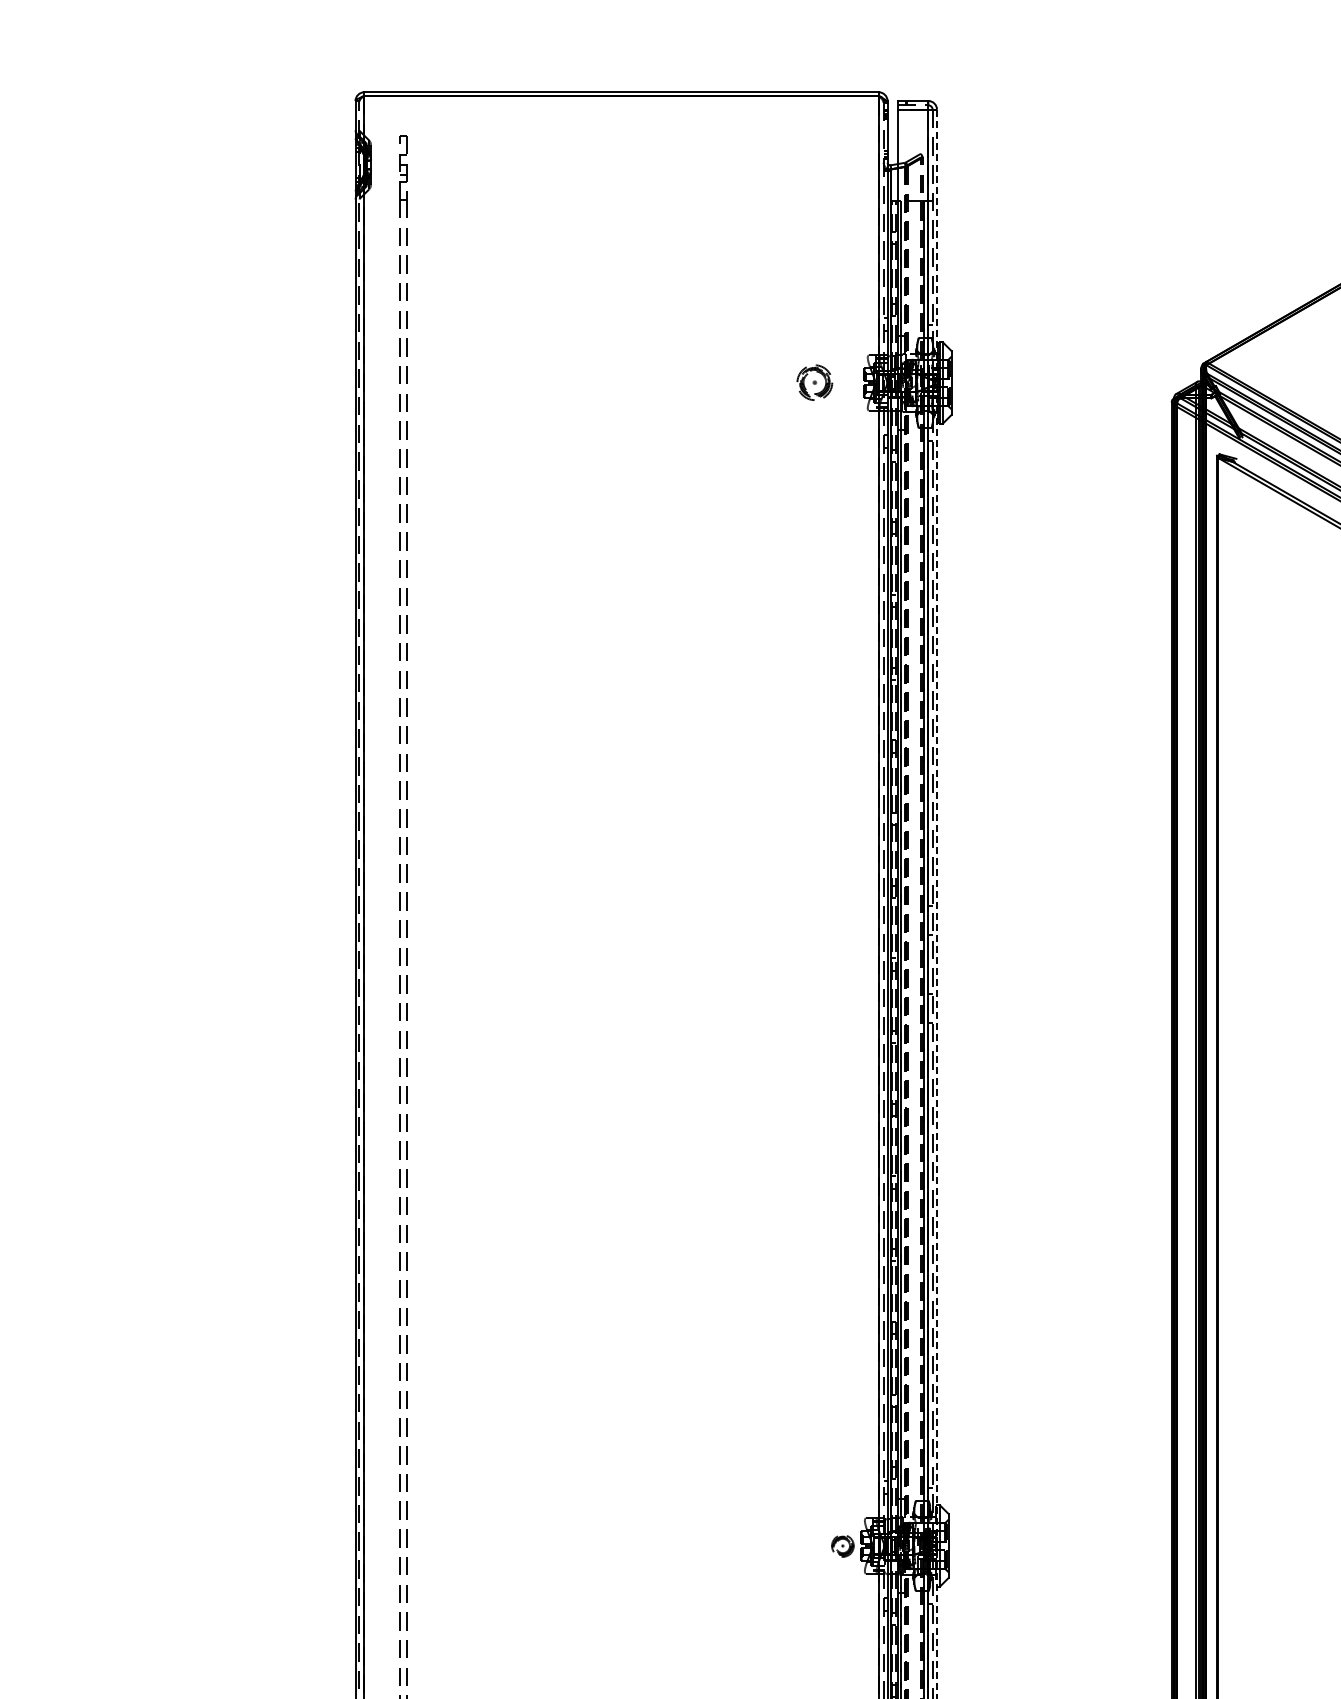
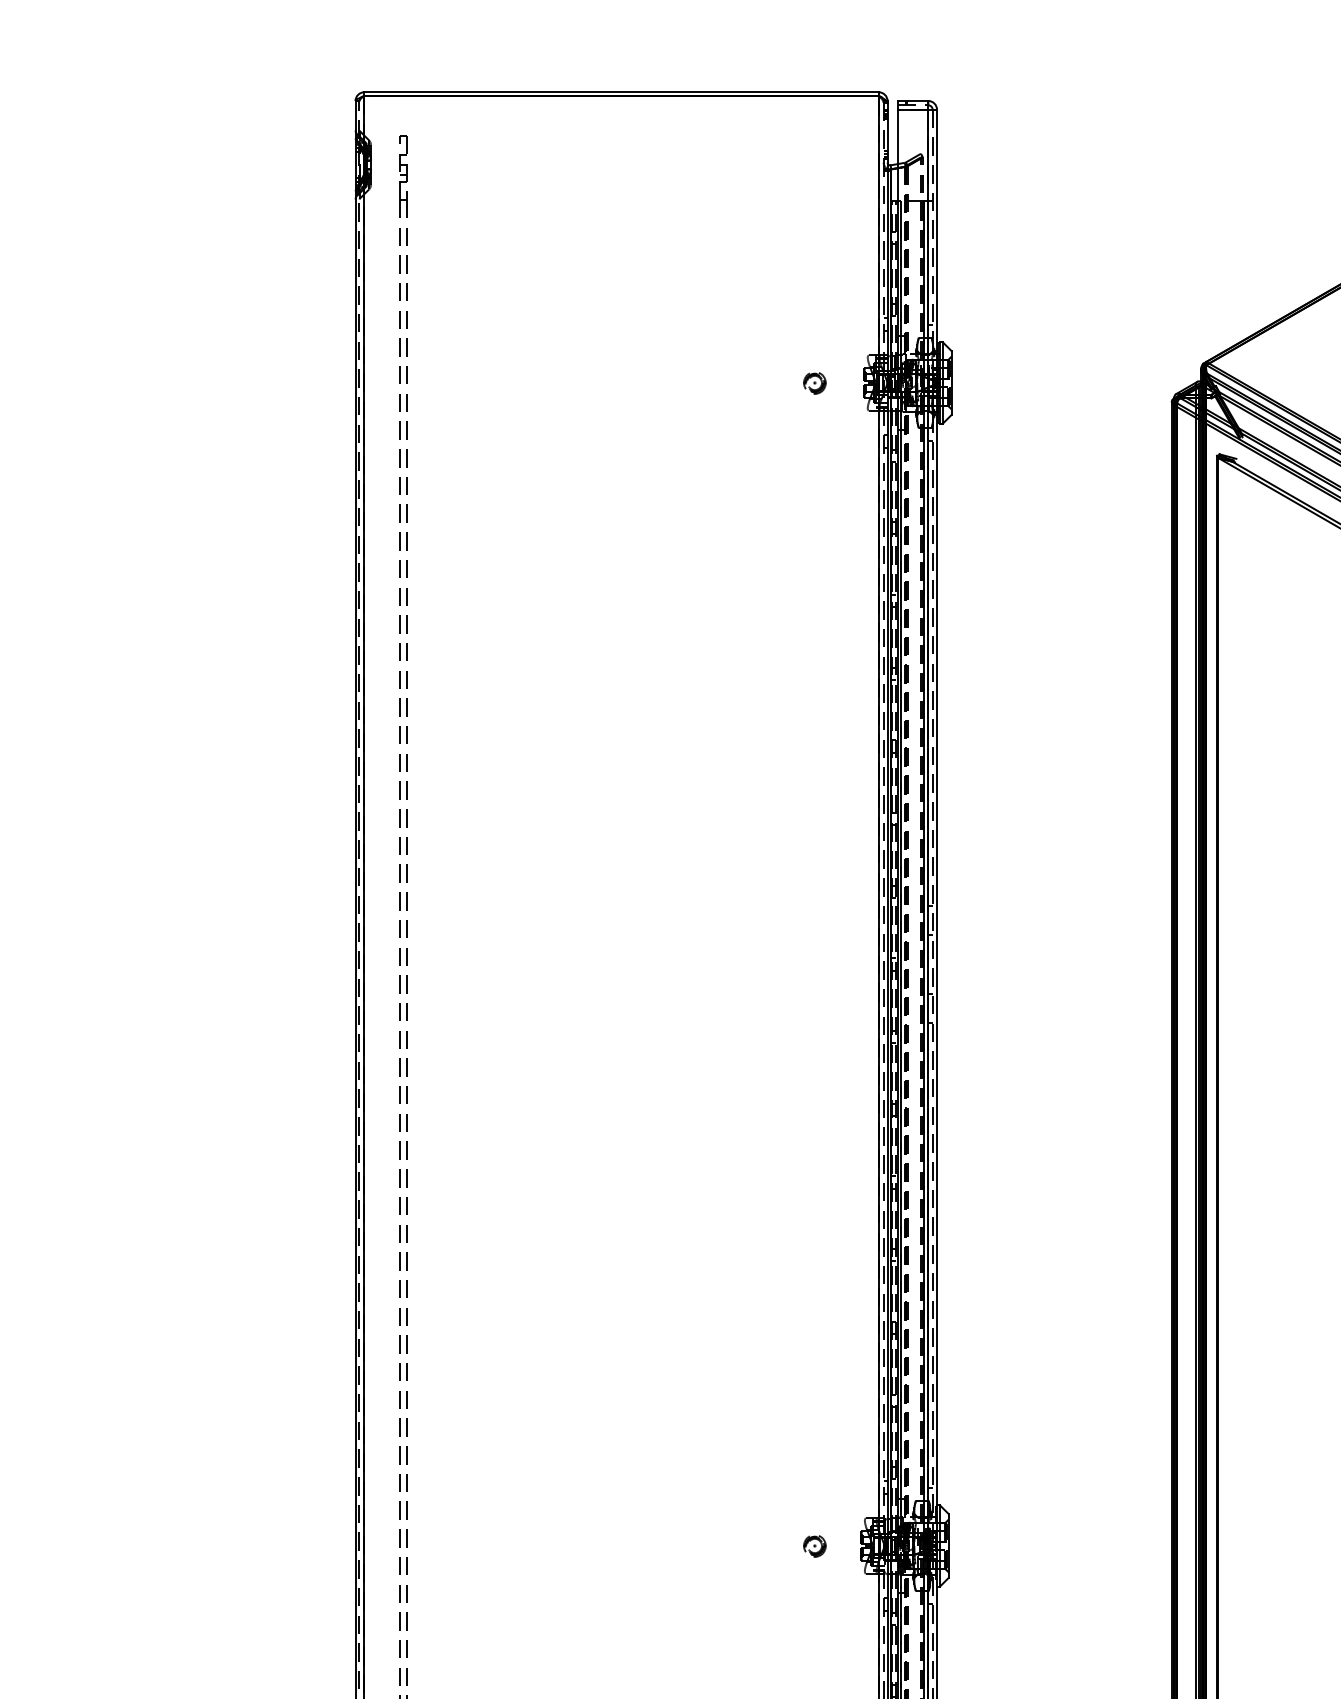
part size: 38x37 px -> 24x23 px (814, 383)
line: dashed -> solid (937, 904)
part position: (842, 1546) -> (814, 1546) (814, 1546)
